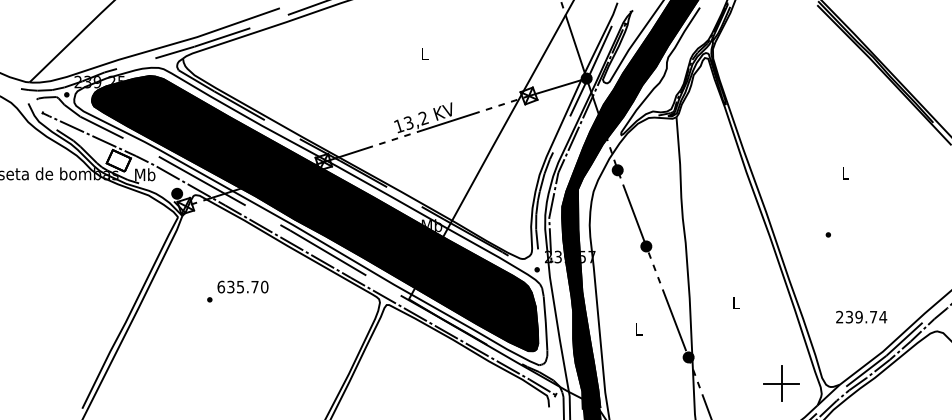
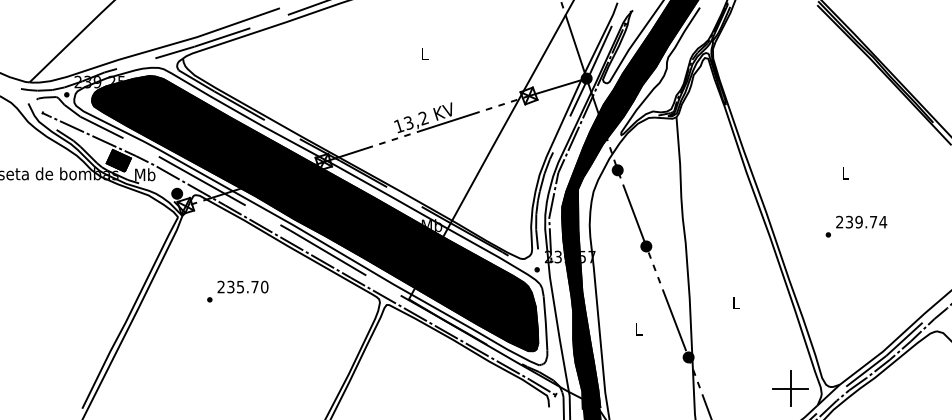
fill: none -> present (118, 160)
text: 635.70 -> 235.70 (221, 286)
text position: (861, 316) -> (861, 221) (861, 221)
part position: (781, 383) -> (790, 388) (790, 388)
